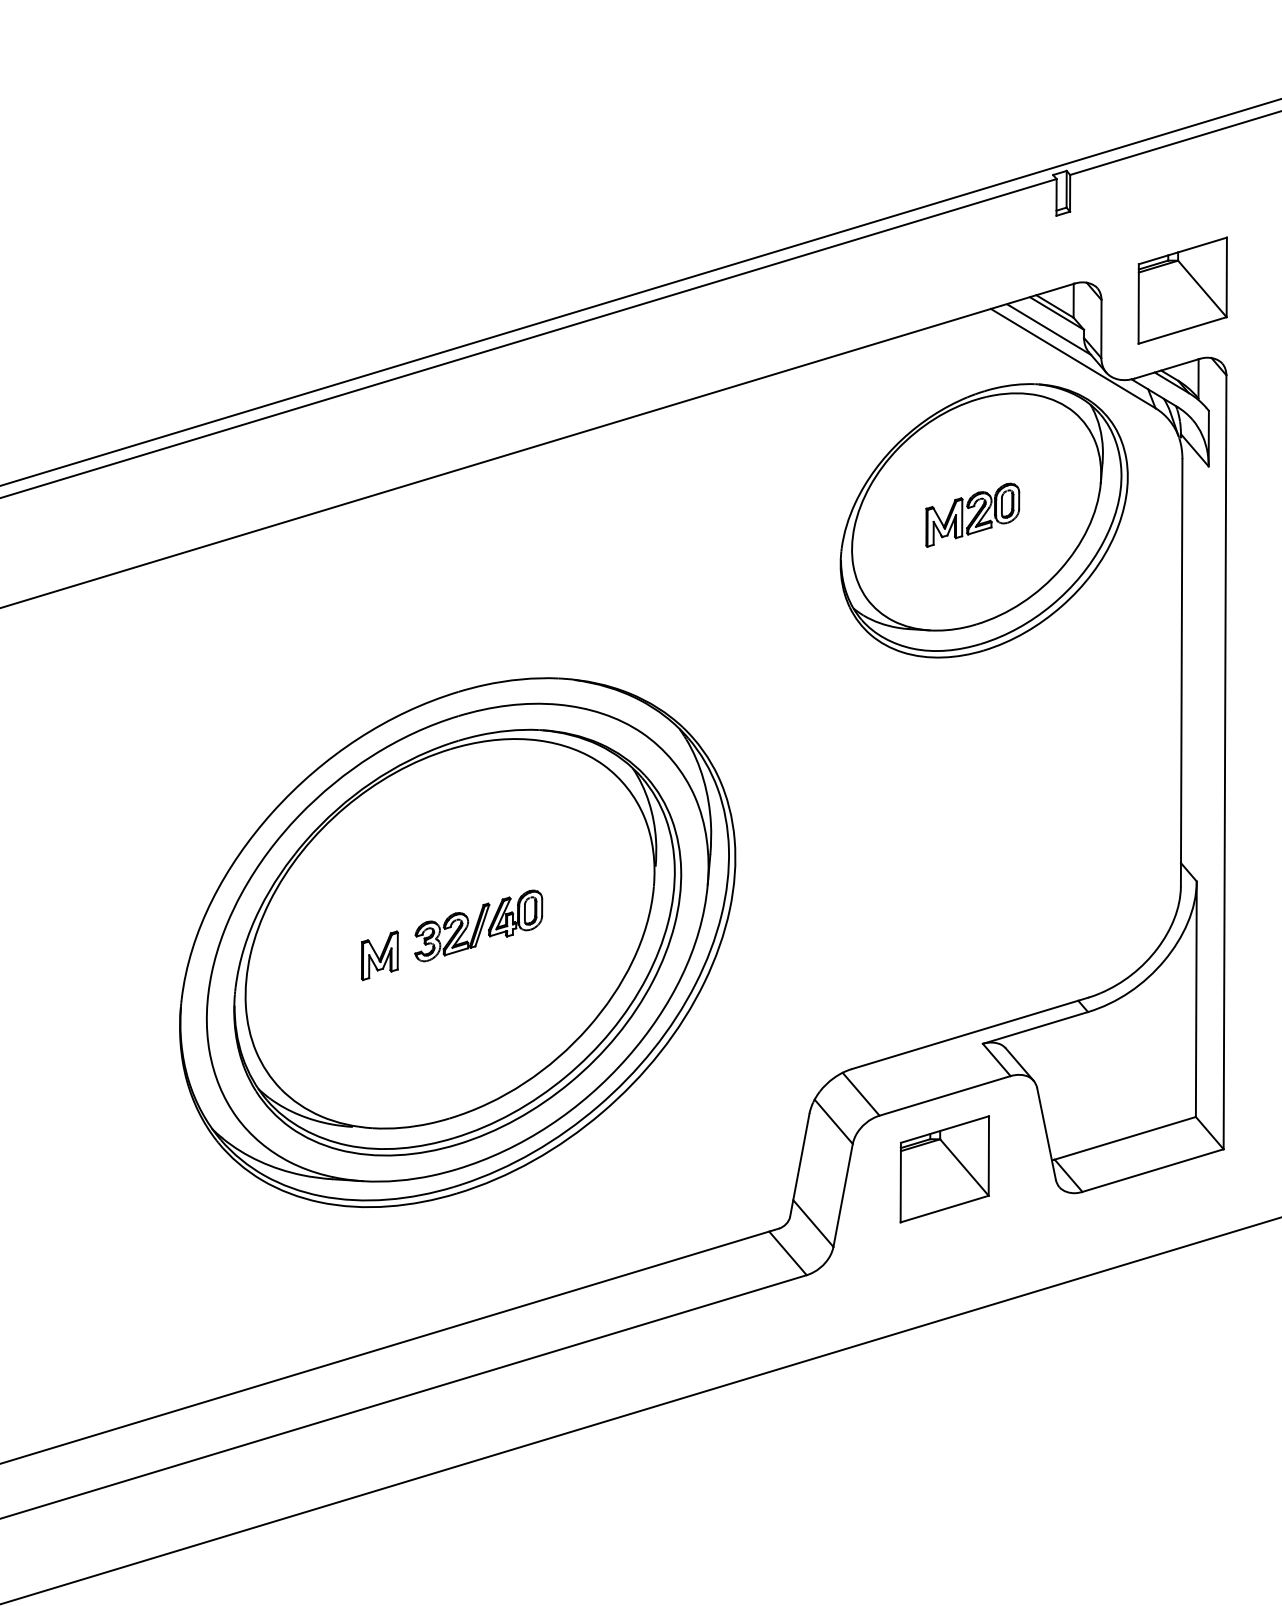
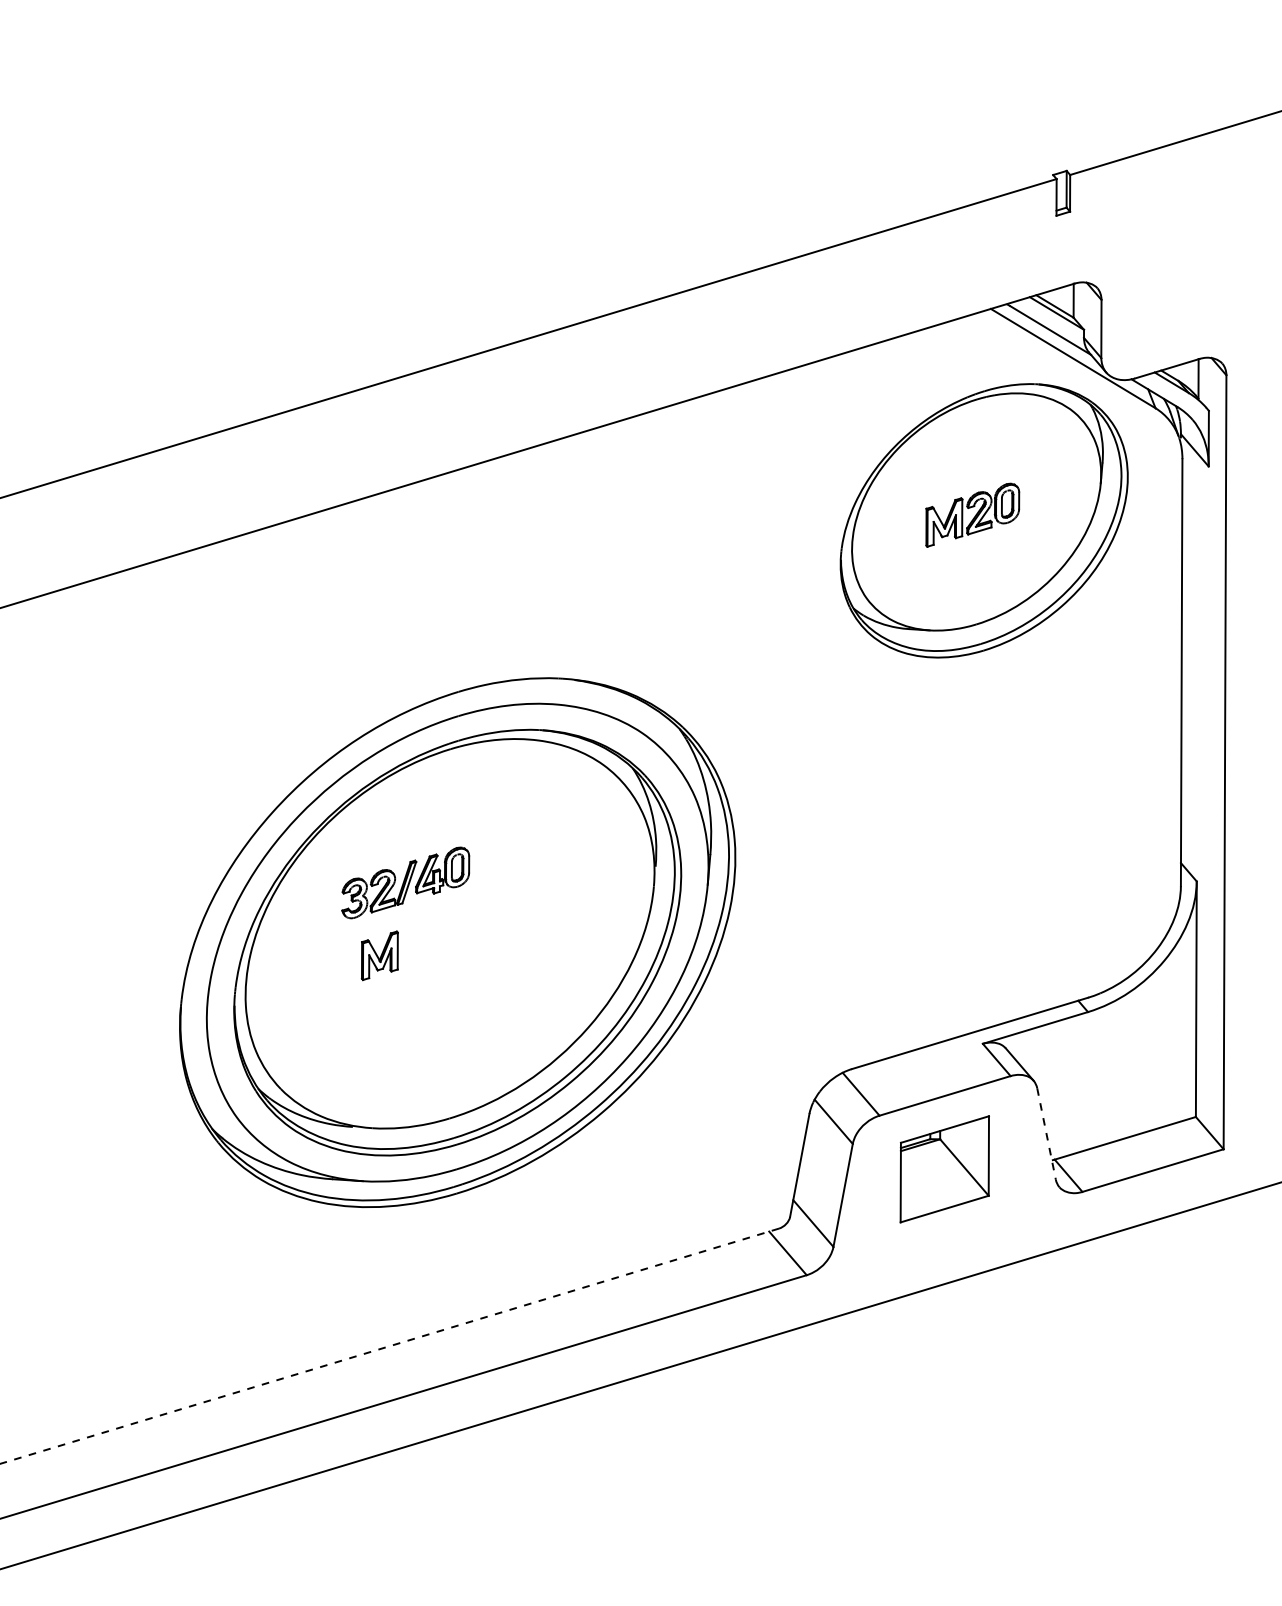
part: present -> none (1182, 290)
line: present -> none (640, 292)
part position: (478, 925) -> (405, 882) (405, 882)
line: solid -> dashed (1046, 1134)
line: solid -> dashed (389, 1346)
line position: (641, 1410) -> (640, 1375) (640, 1375)
